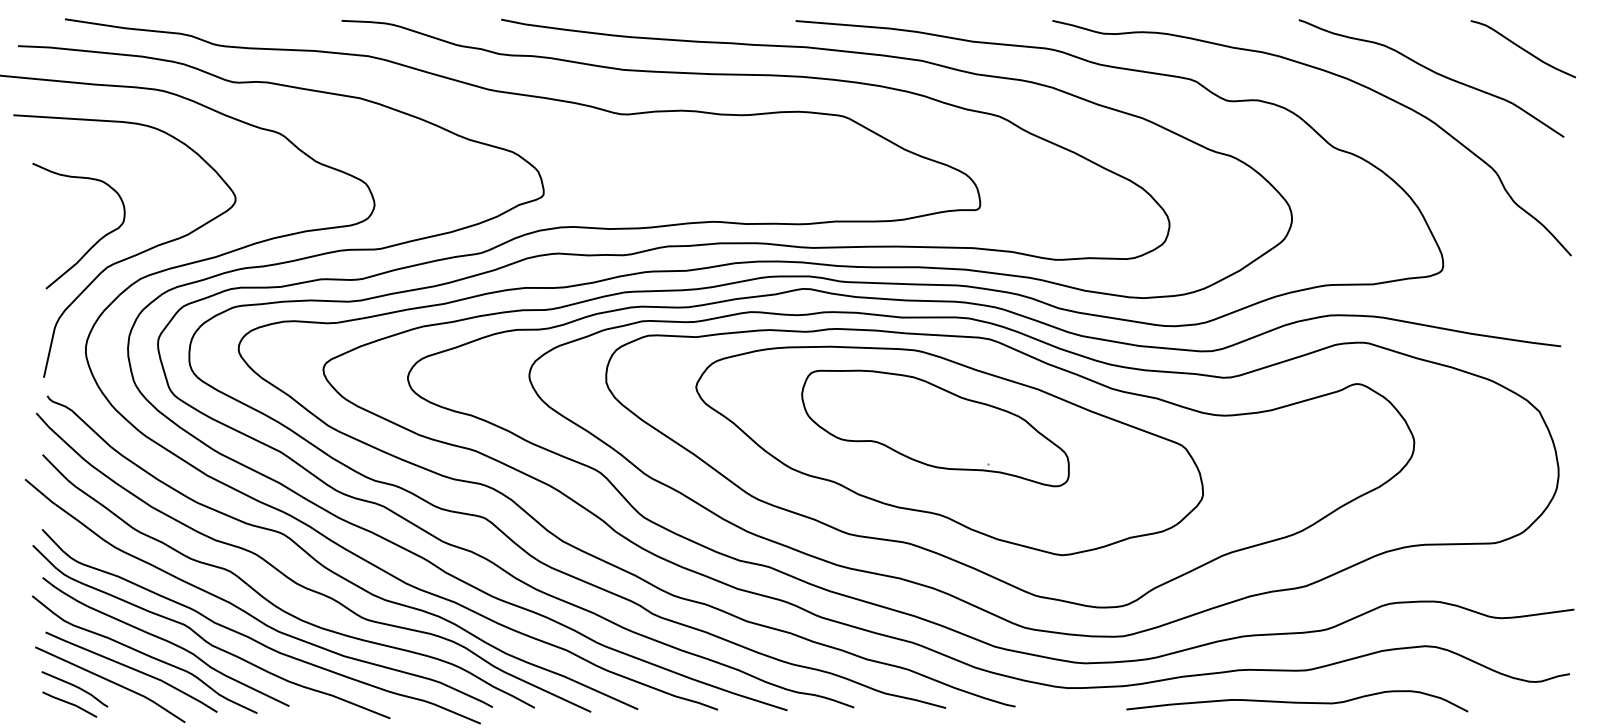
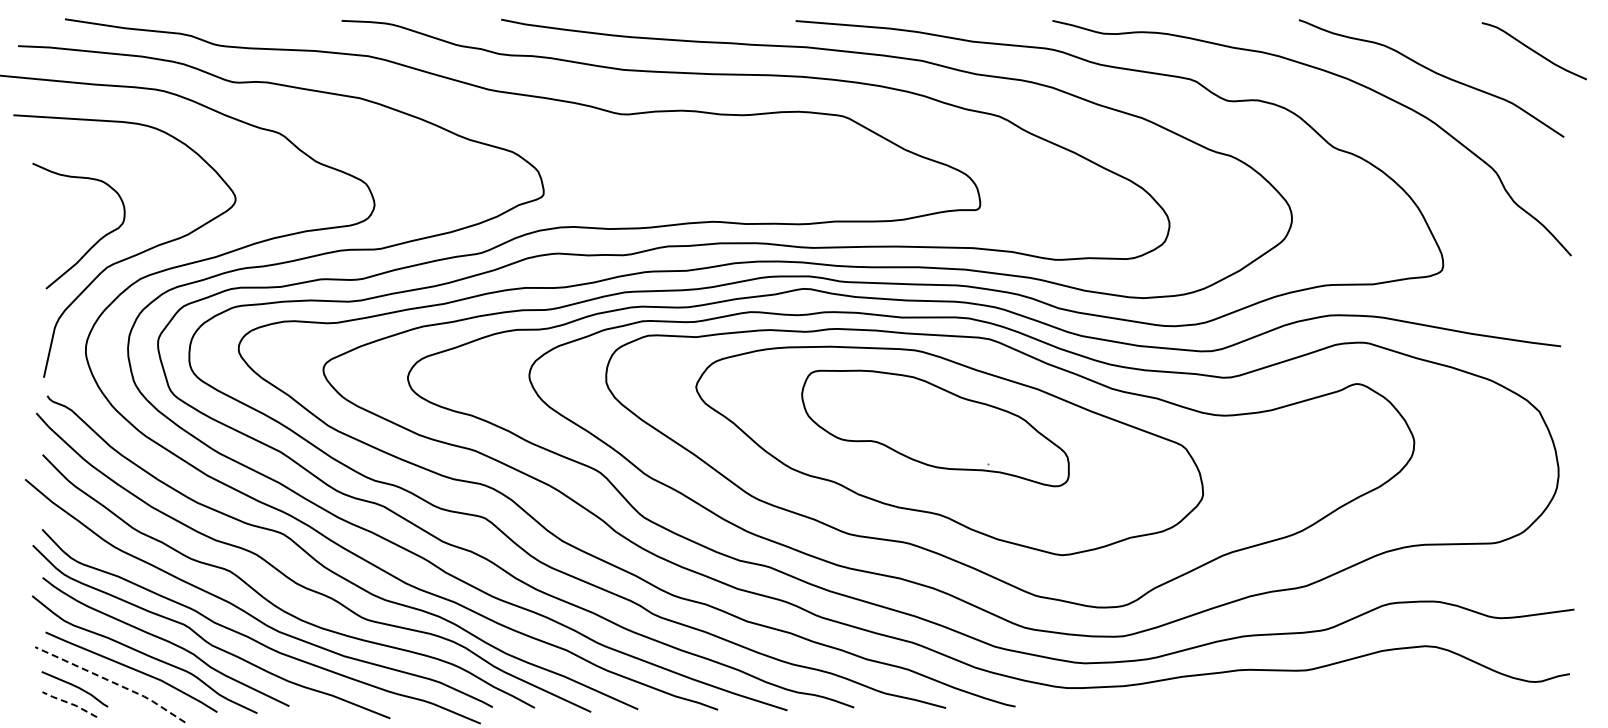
curve position: (1522, 49) -> (1533, 51) (1533, 51)
line: solid -> dashed (112, 682)
curve: present -> none (1297, 701)
line: solid -> dashed (69, 703)
